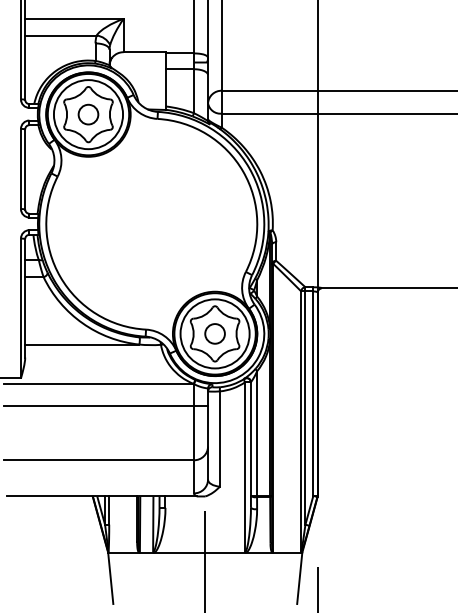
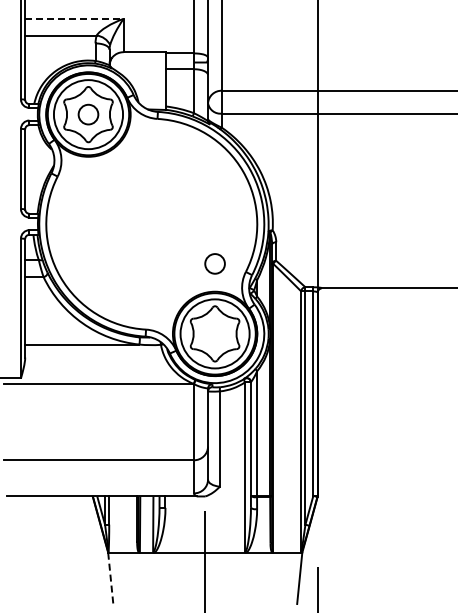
line: solid -> dashed (74, 18)
circle position: (214, 333) -> (214, 263) (214, 263)
line: present -> none (106, 405)
line: solid -> dashed (110, 578)
